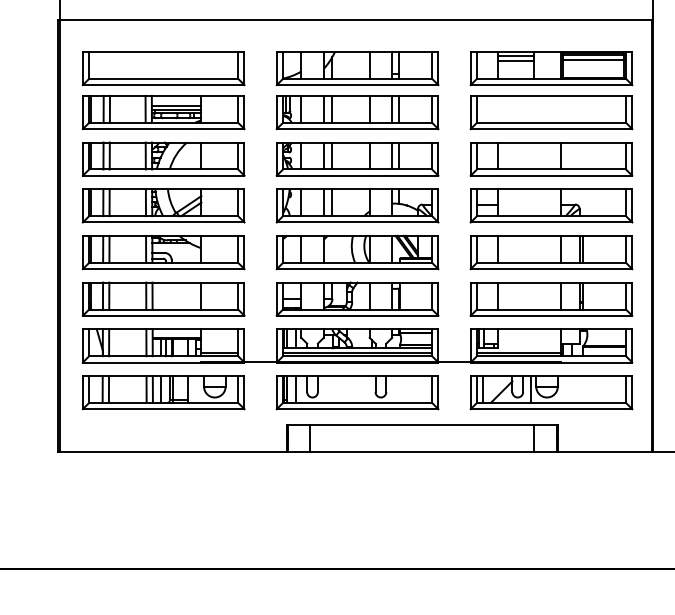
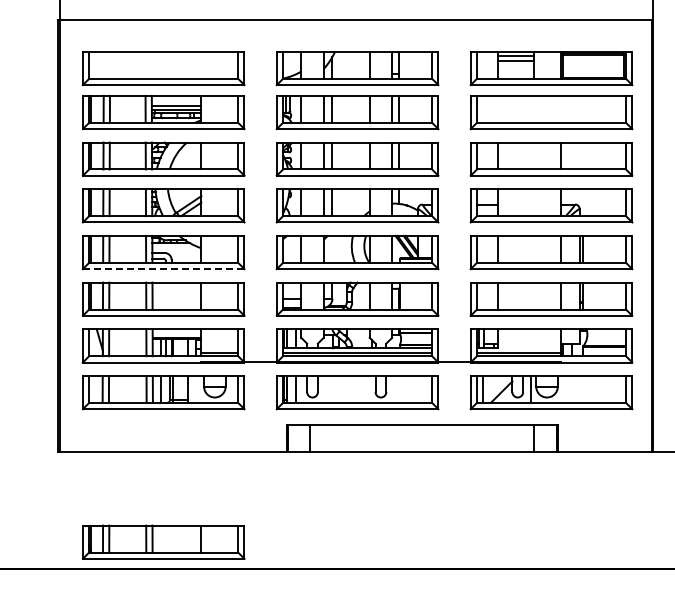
line: present -> none (592, 59)
line: solid -> dashed (163, 269)
part: none -> present (163, 541)
